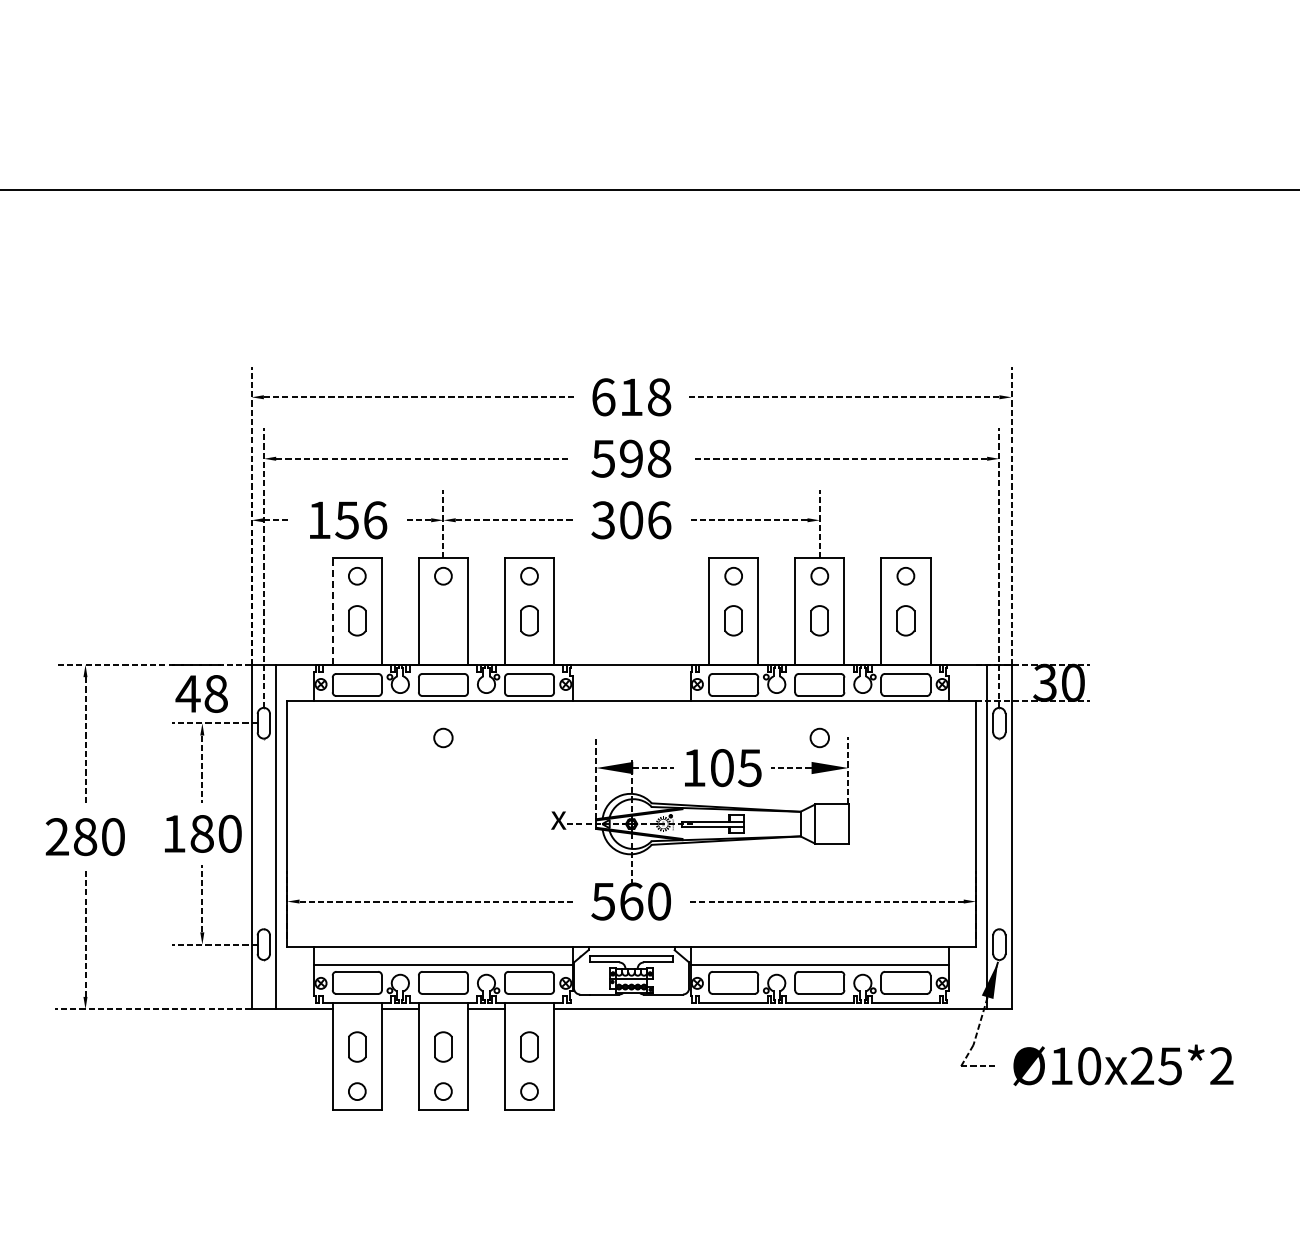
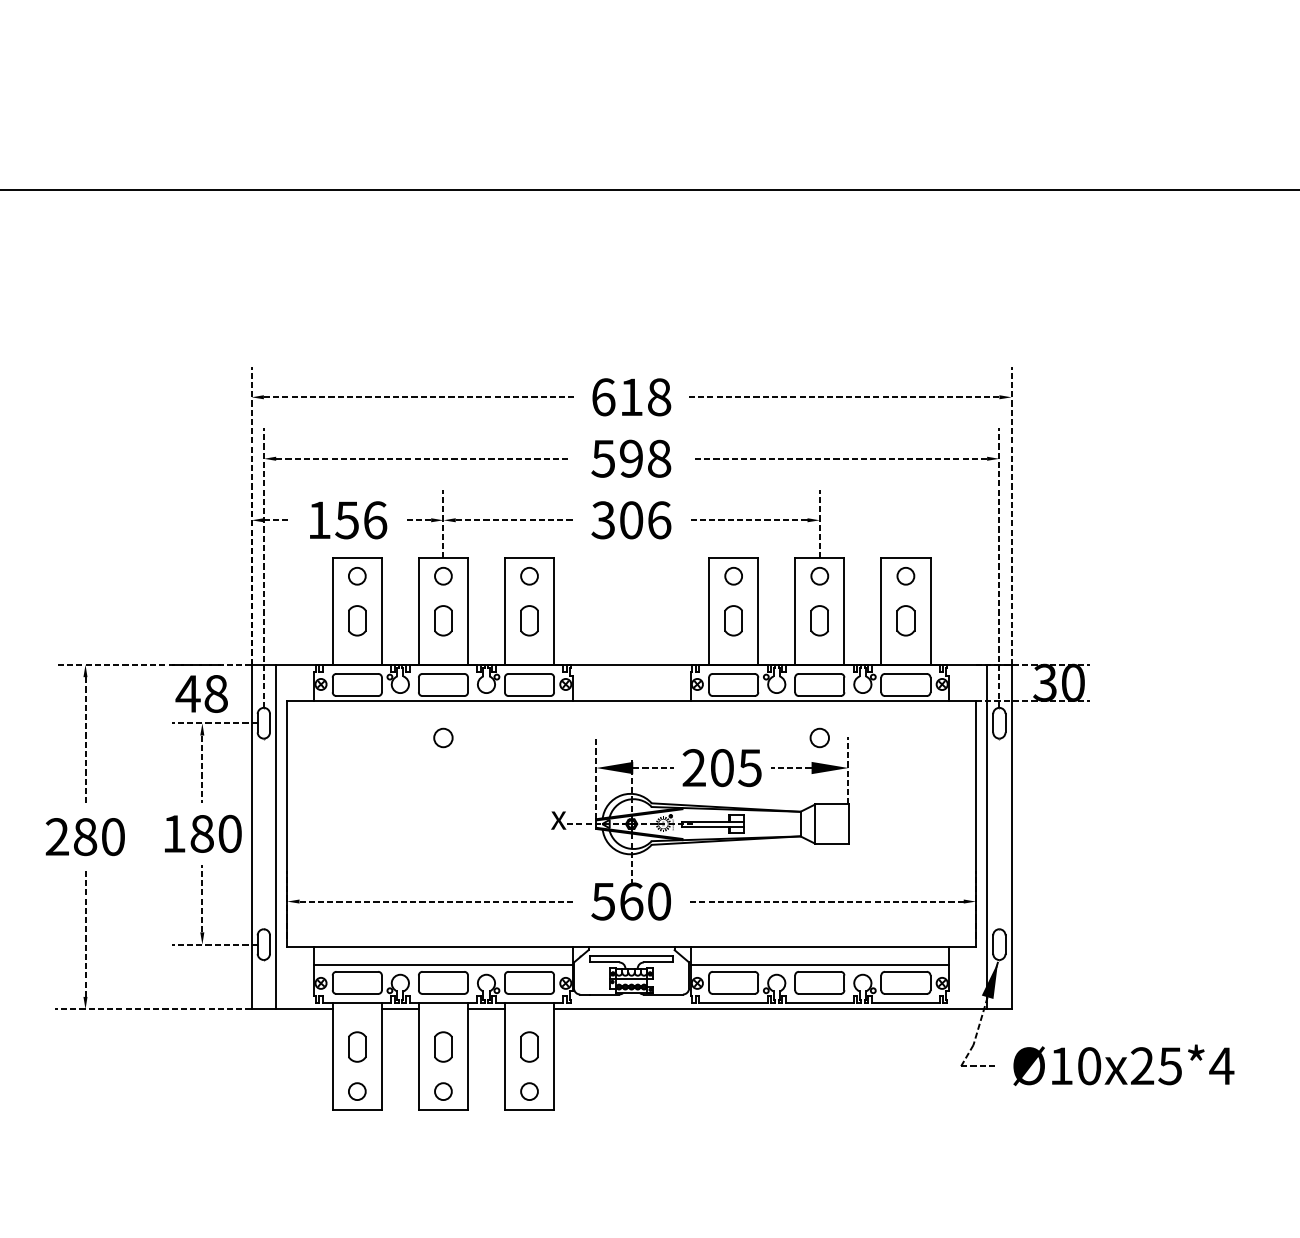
line: dashed -> solid (332, 611)
part: none -> present (443, 620)
text: 105 -> 205 (693, 767)
text: Ø10x25*2 -> Ø10x25*4 (1221, 1065)
